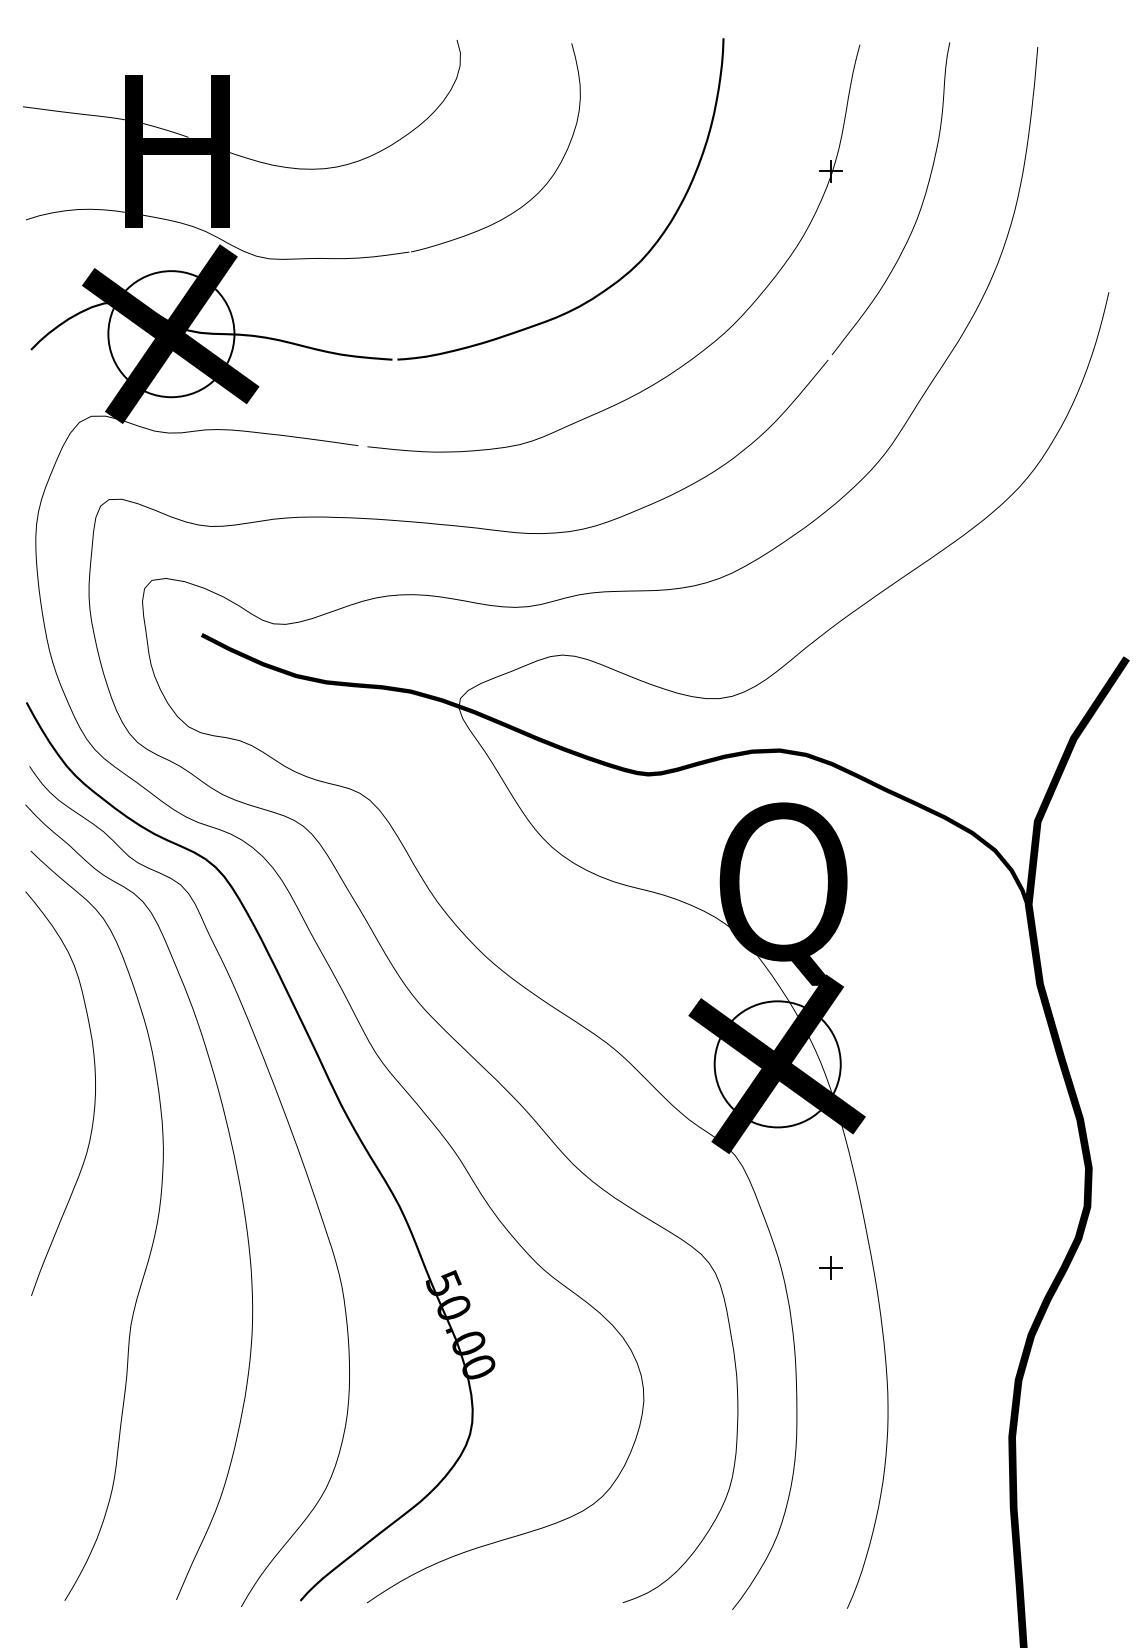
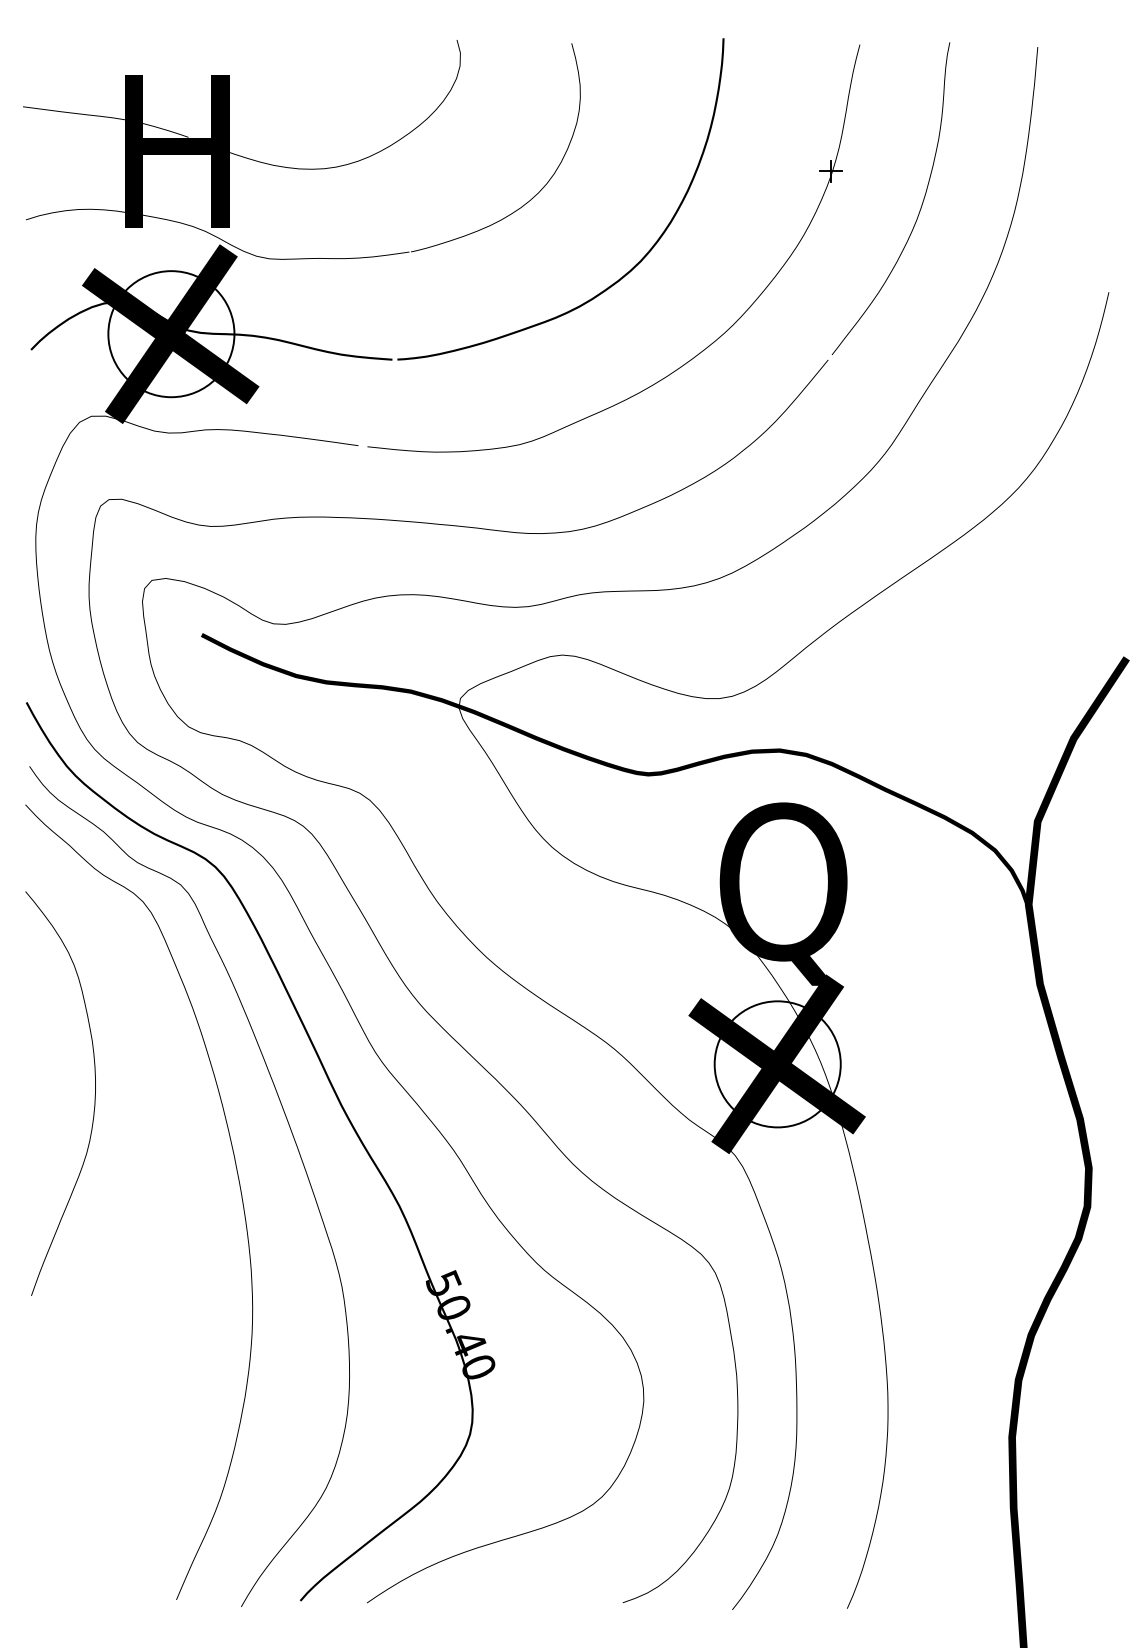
curve: present -> none (153, 1237)
part: present -> none (830, 1267)
text: 50.00 -> 50.40 (469, 1343)
